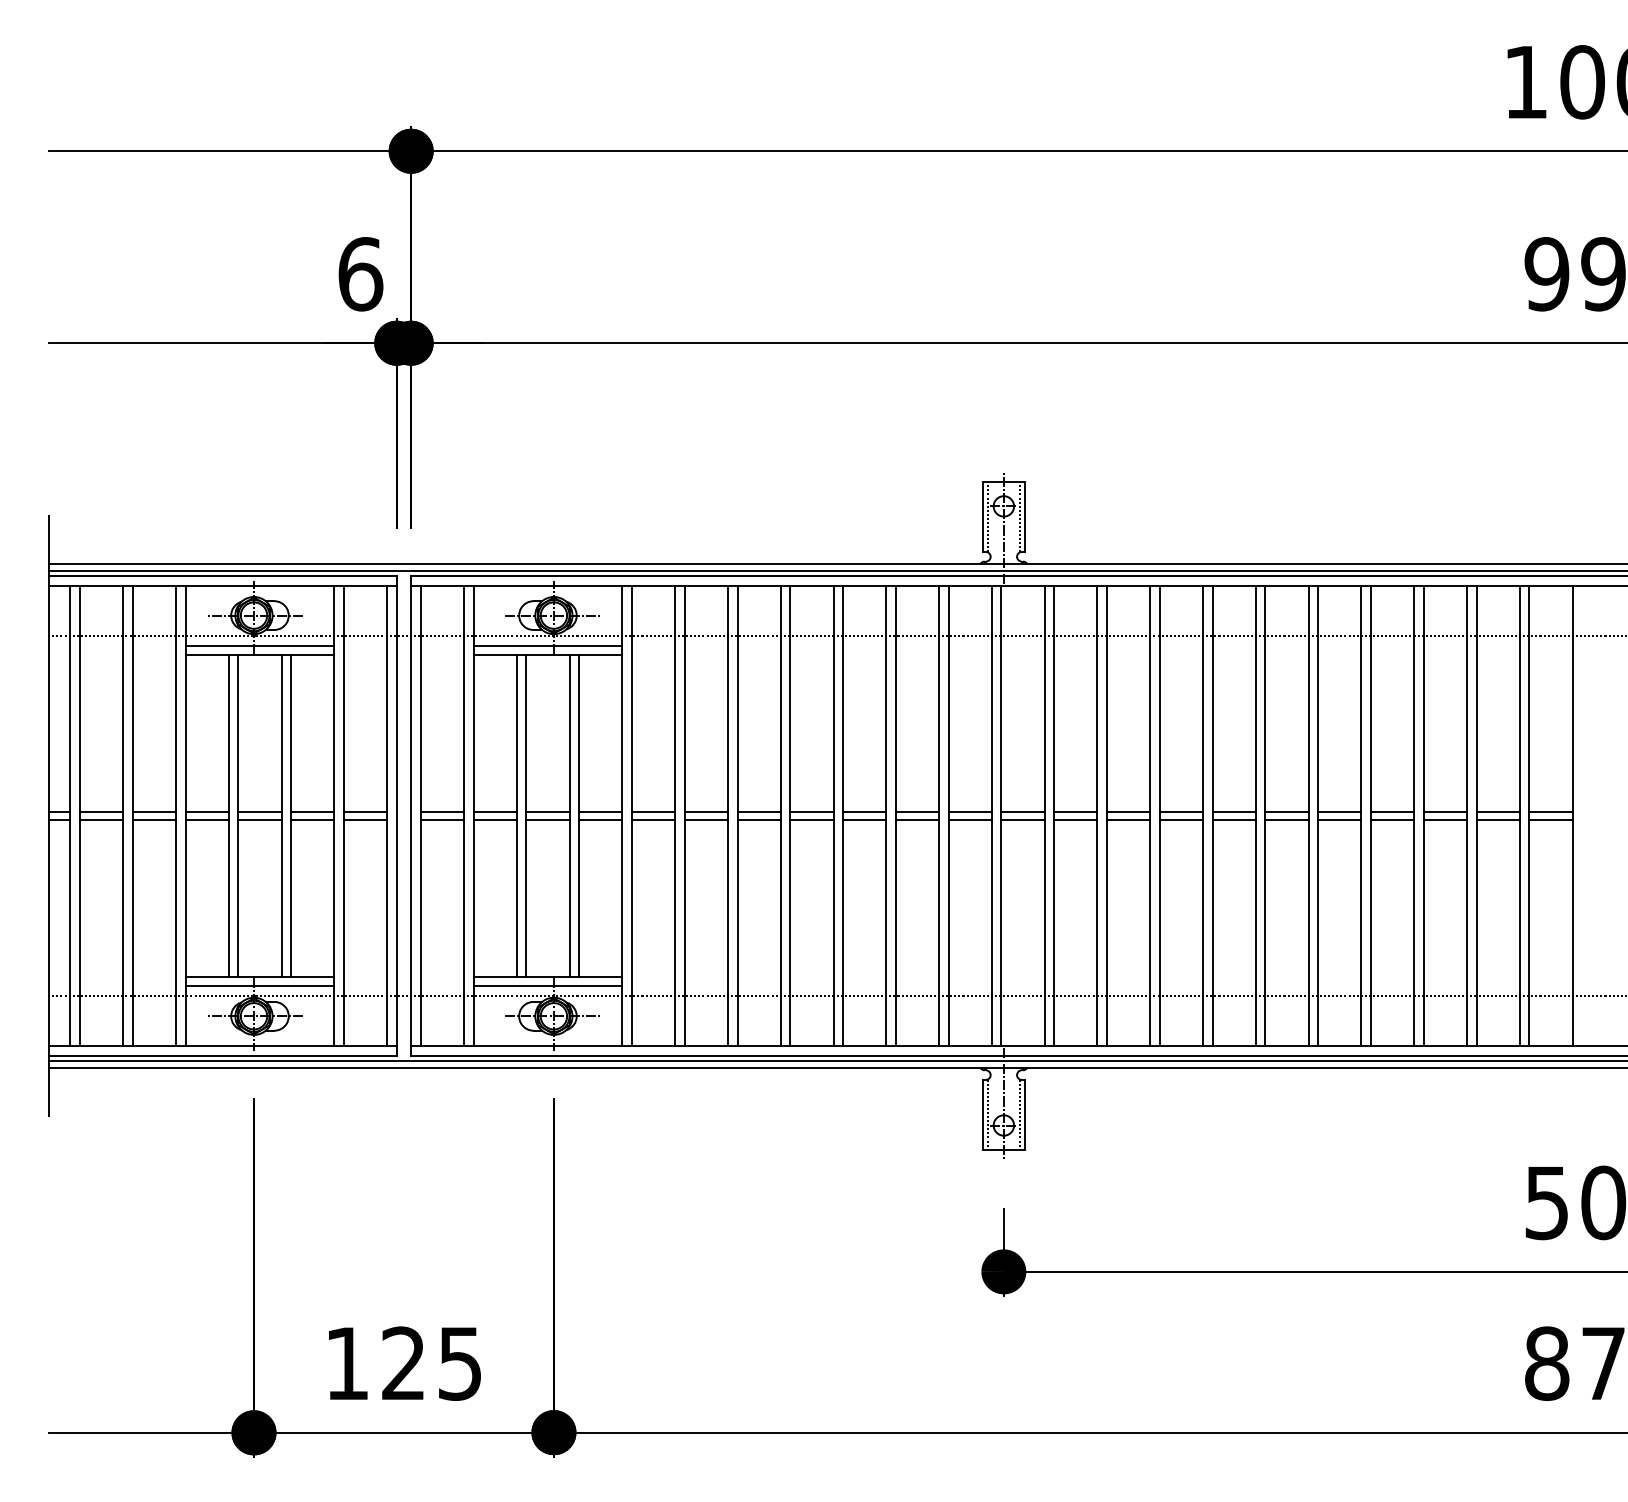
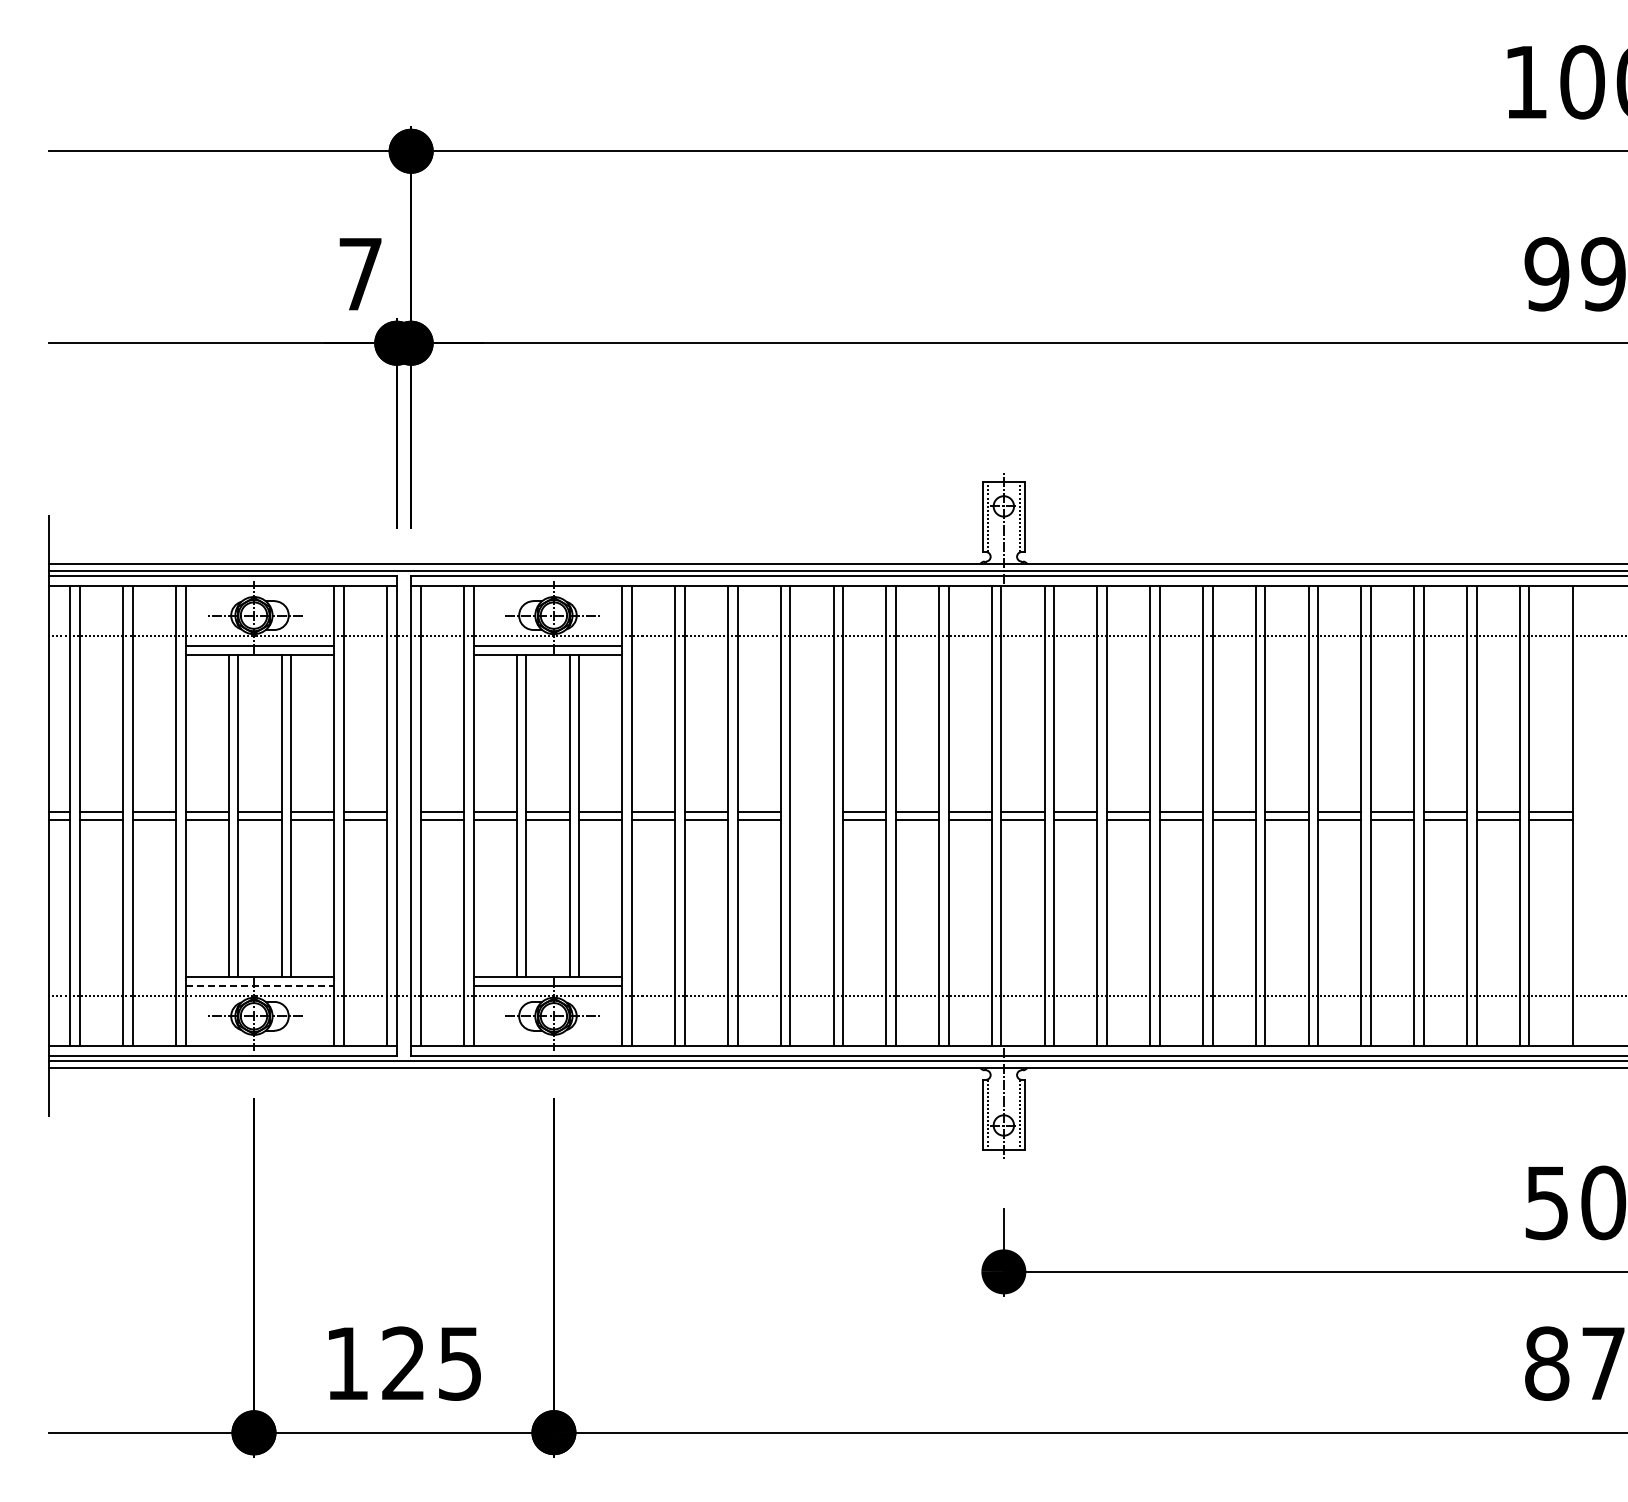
text: 6 -> 7 (360, 274)
line: present -> none (811, 812)
line: present -> none (811, 819)
line: solid -> dashed (260, 986)
